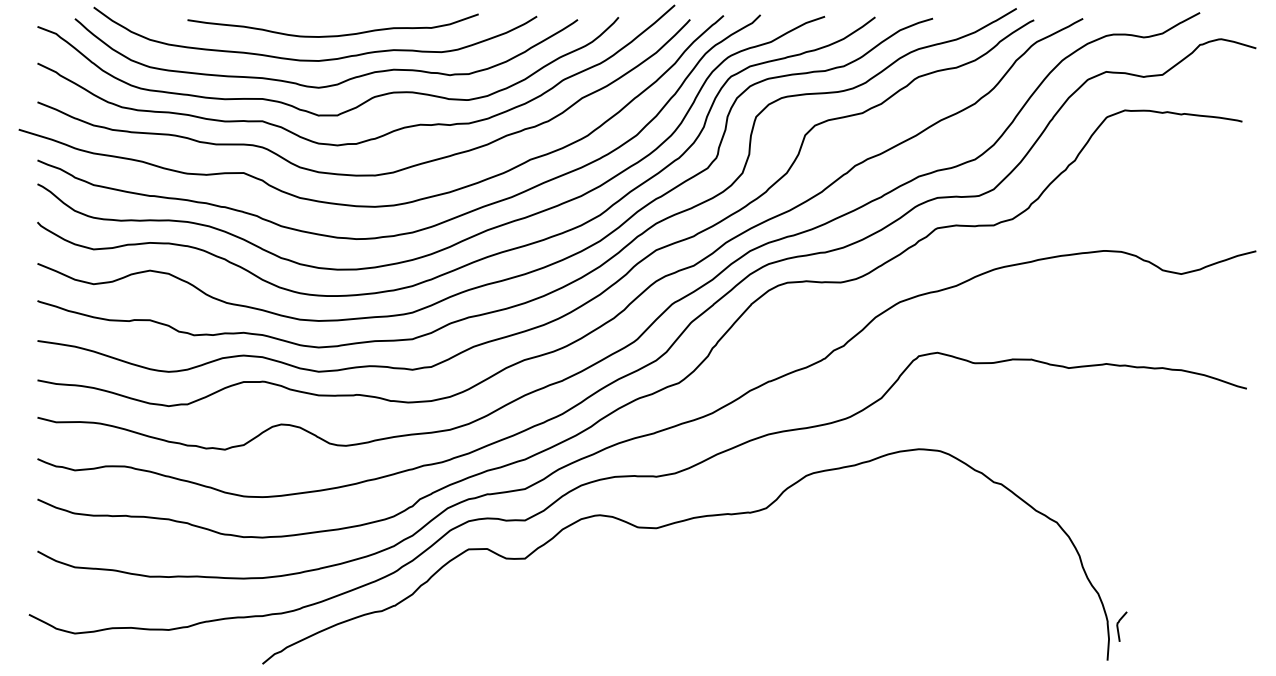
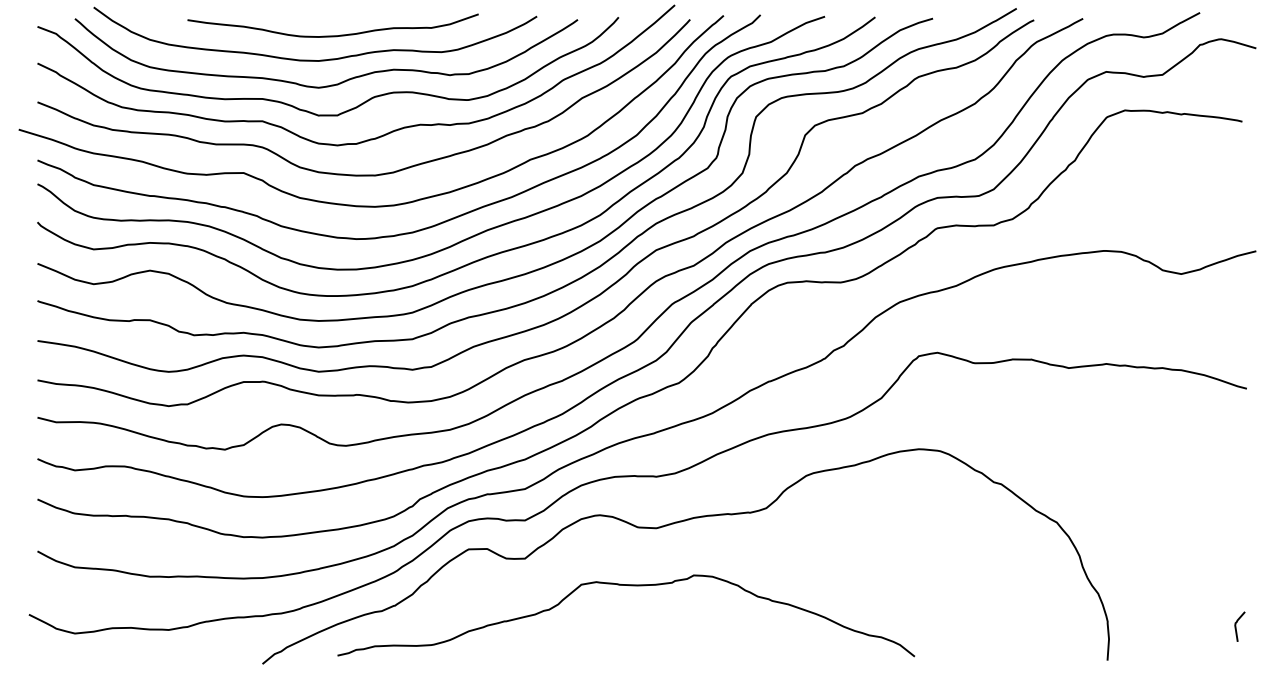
curve: none -> present (629, 586)
curve position: (1118, 626) -> (1236, 626) (1236, 626)
